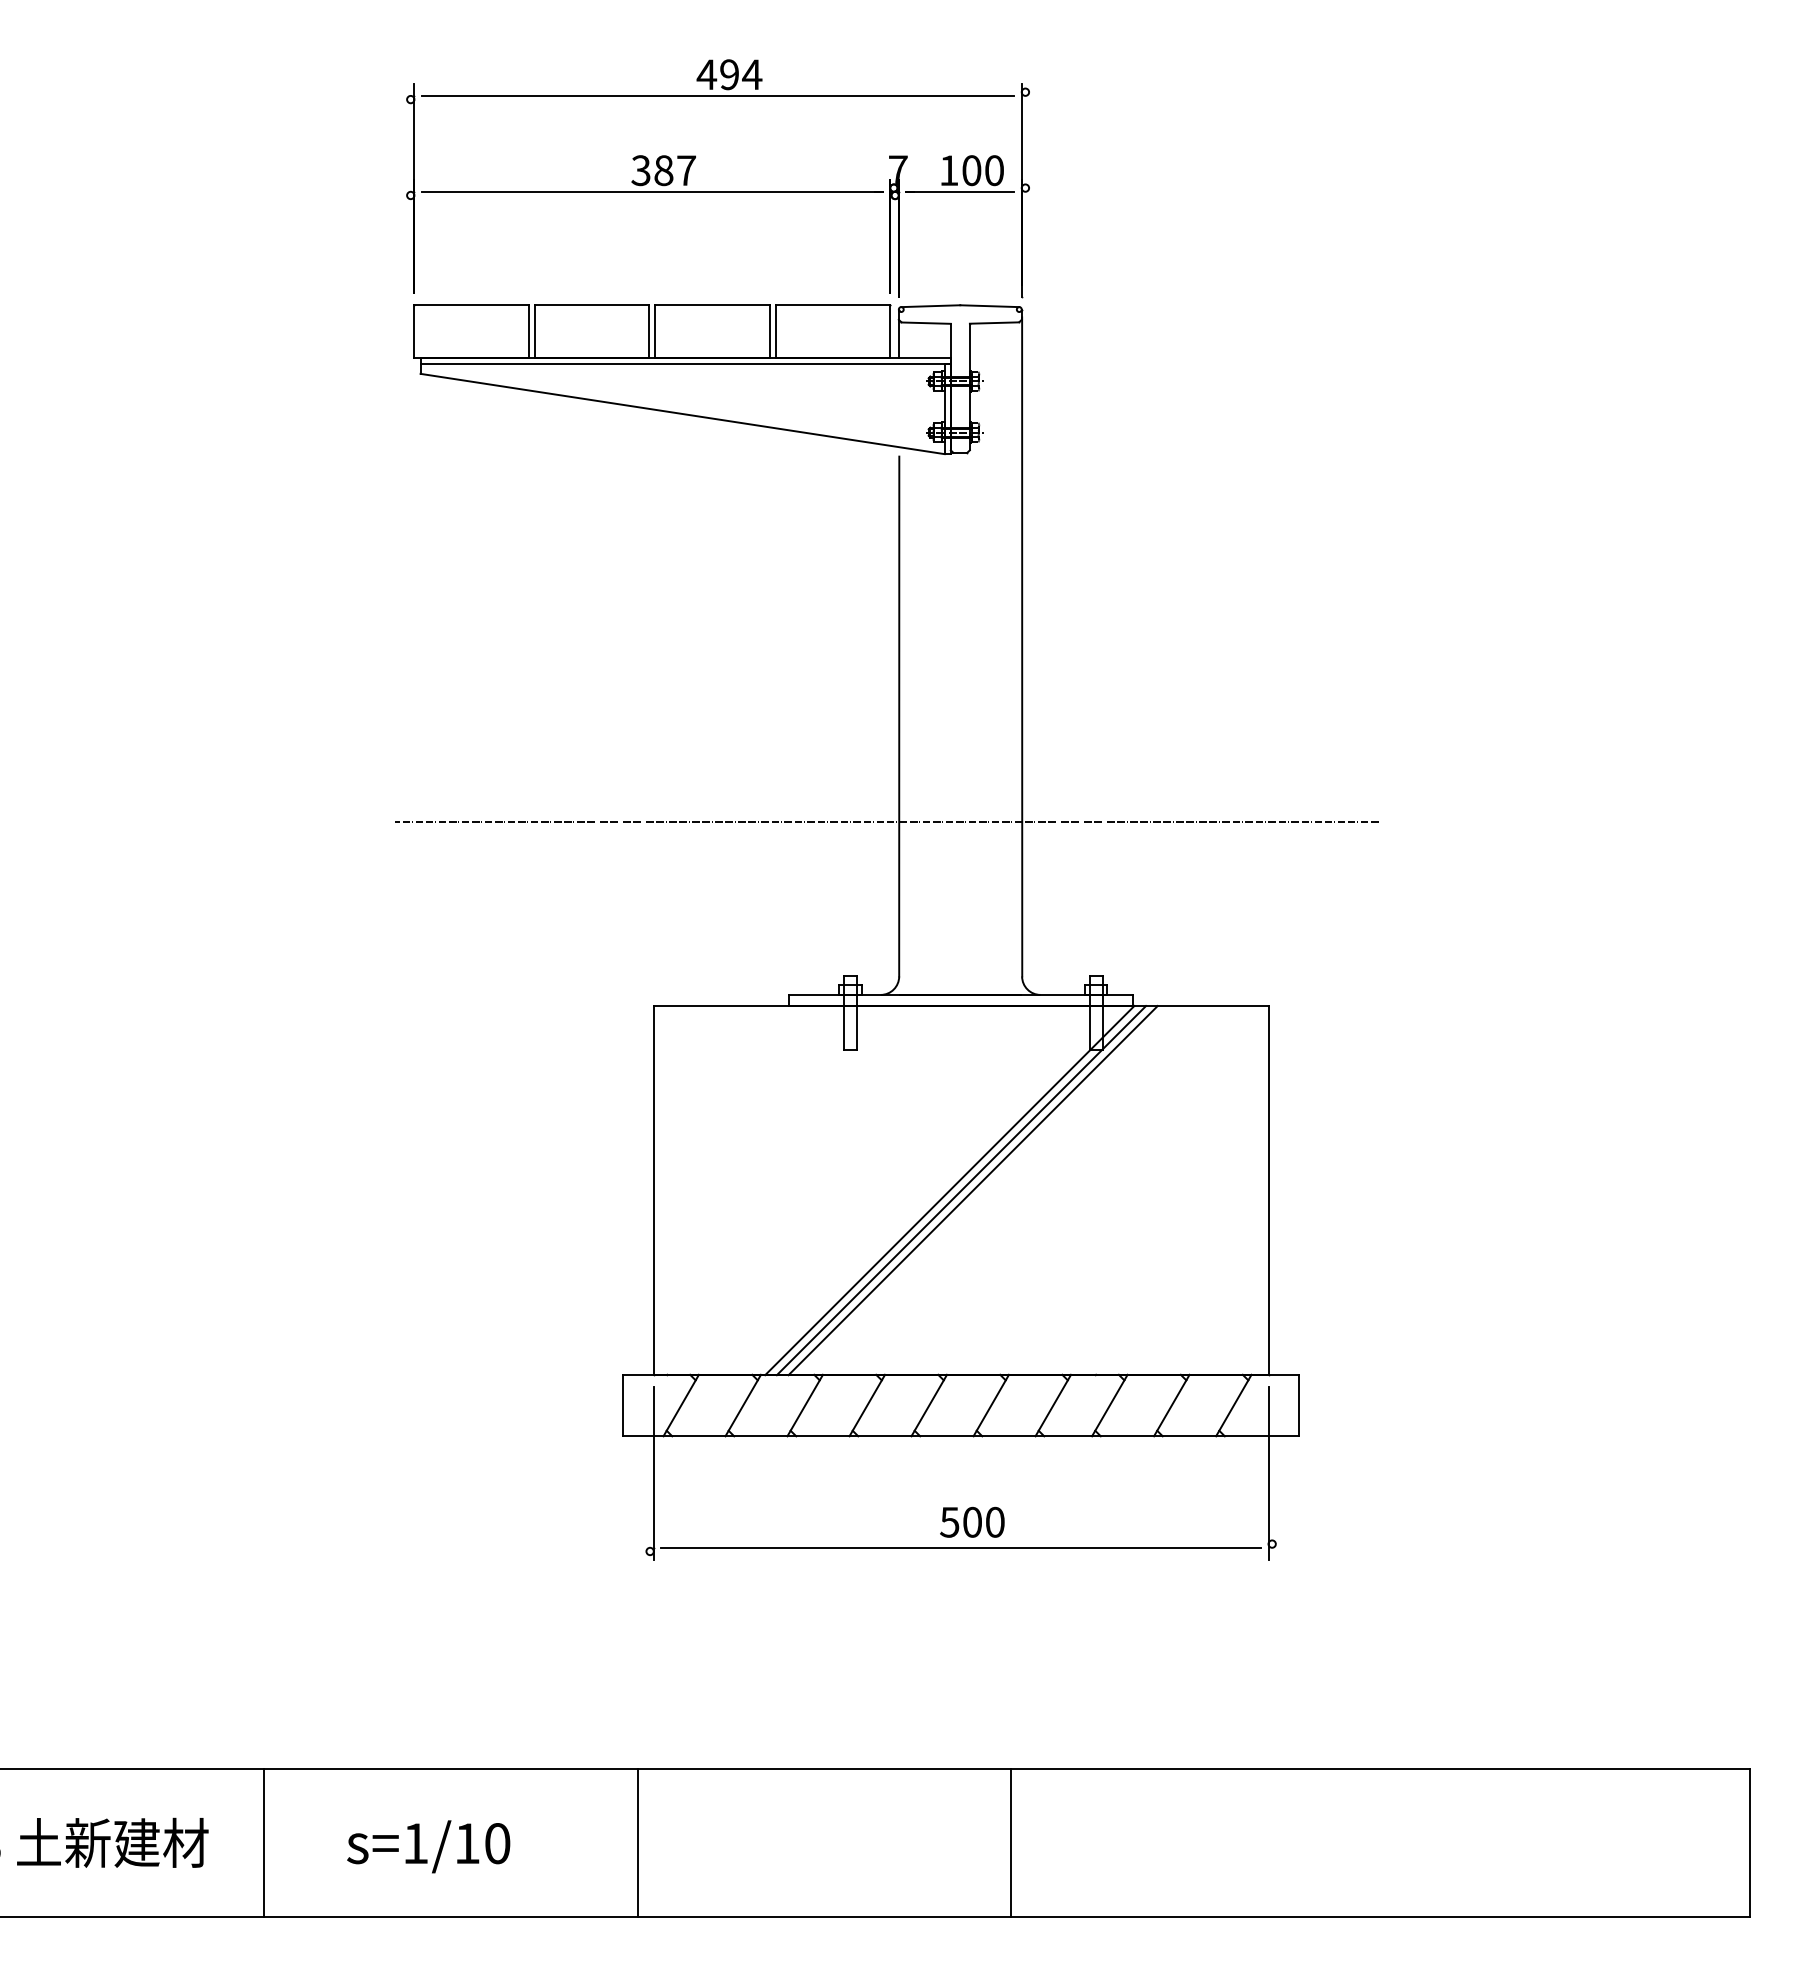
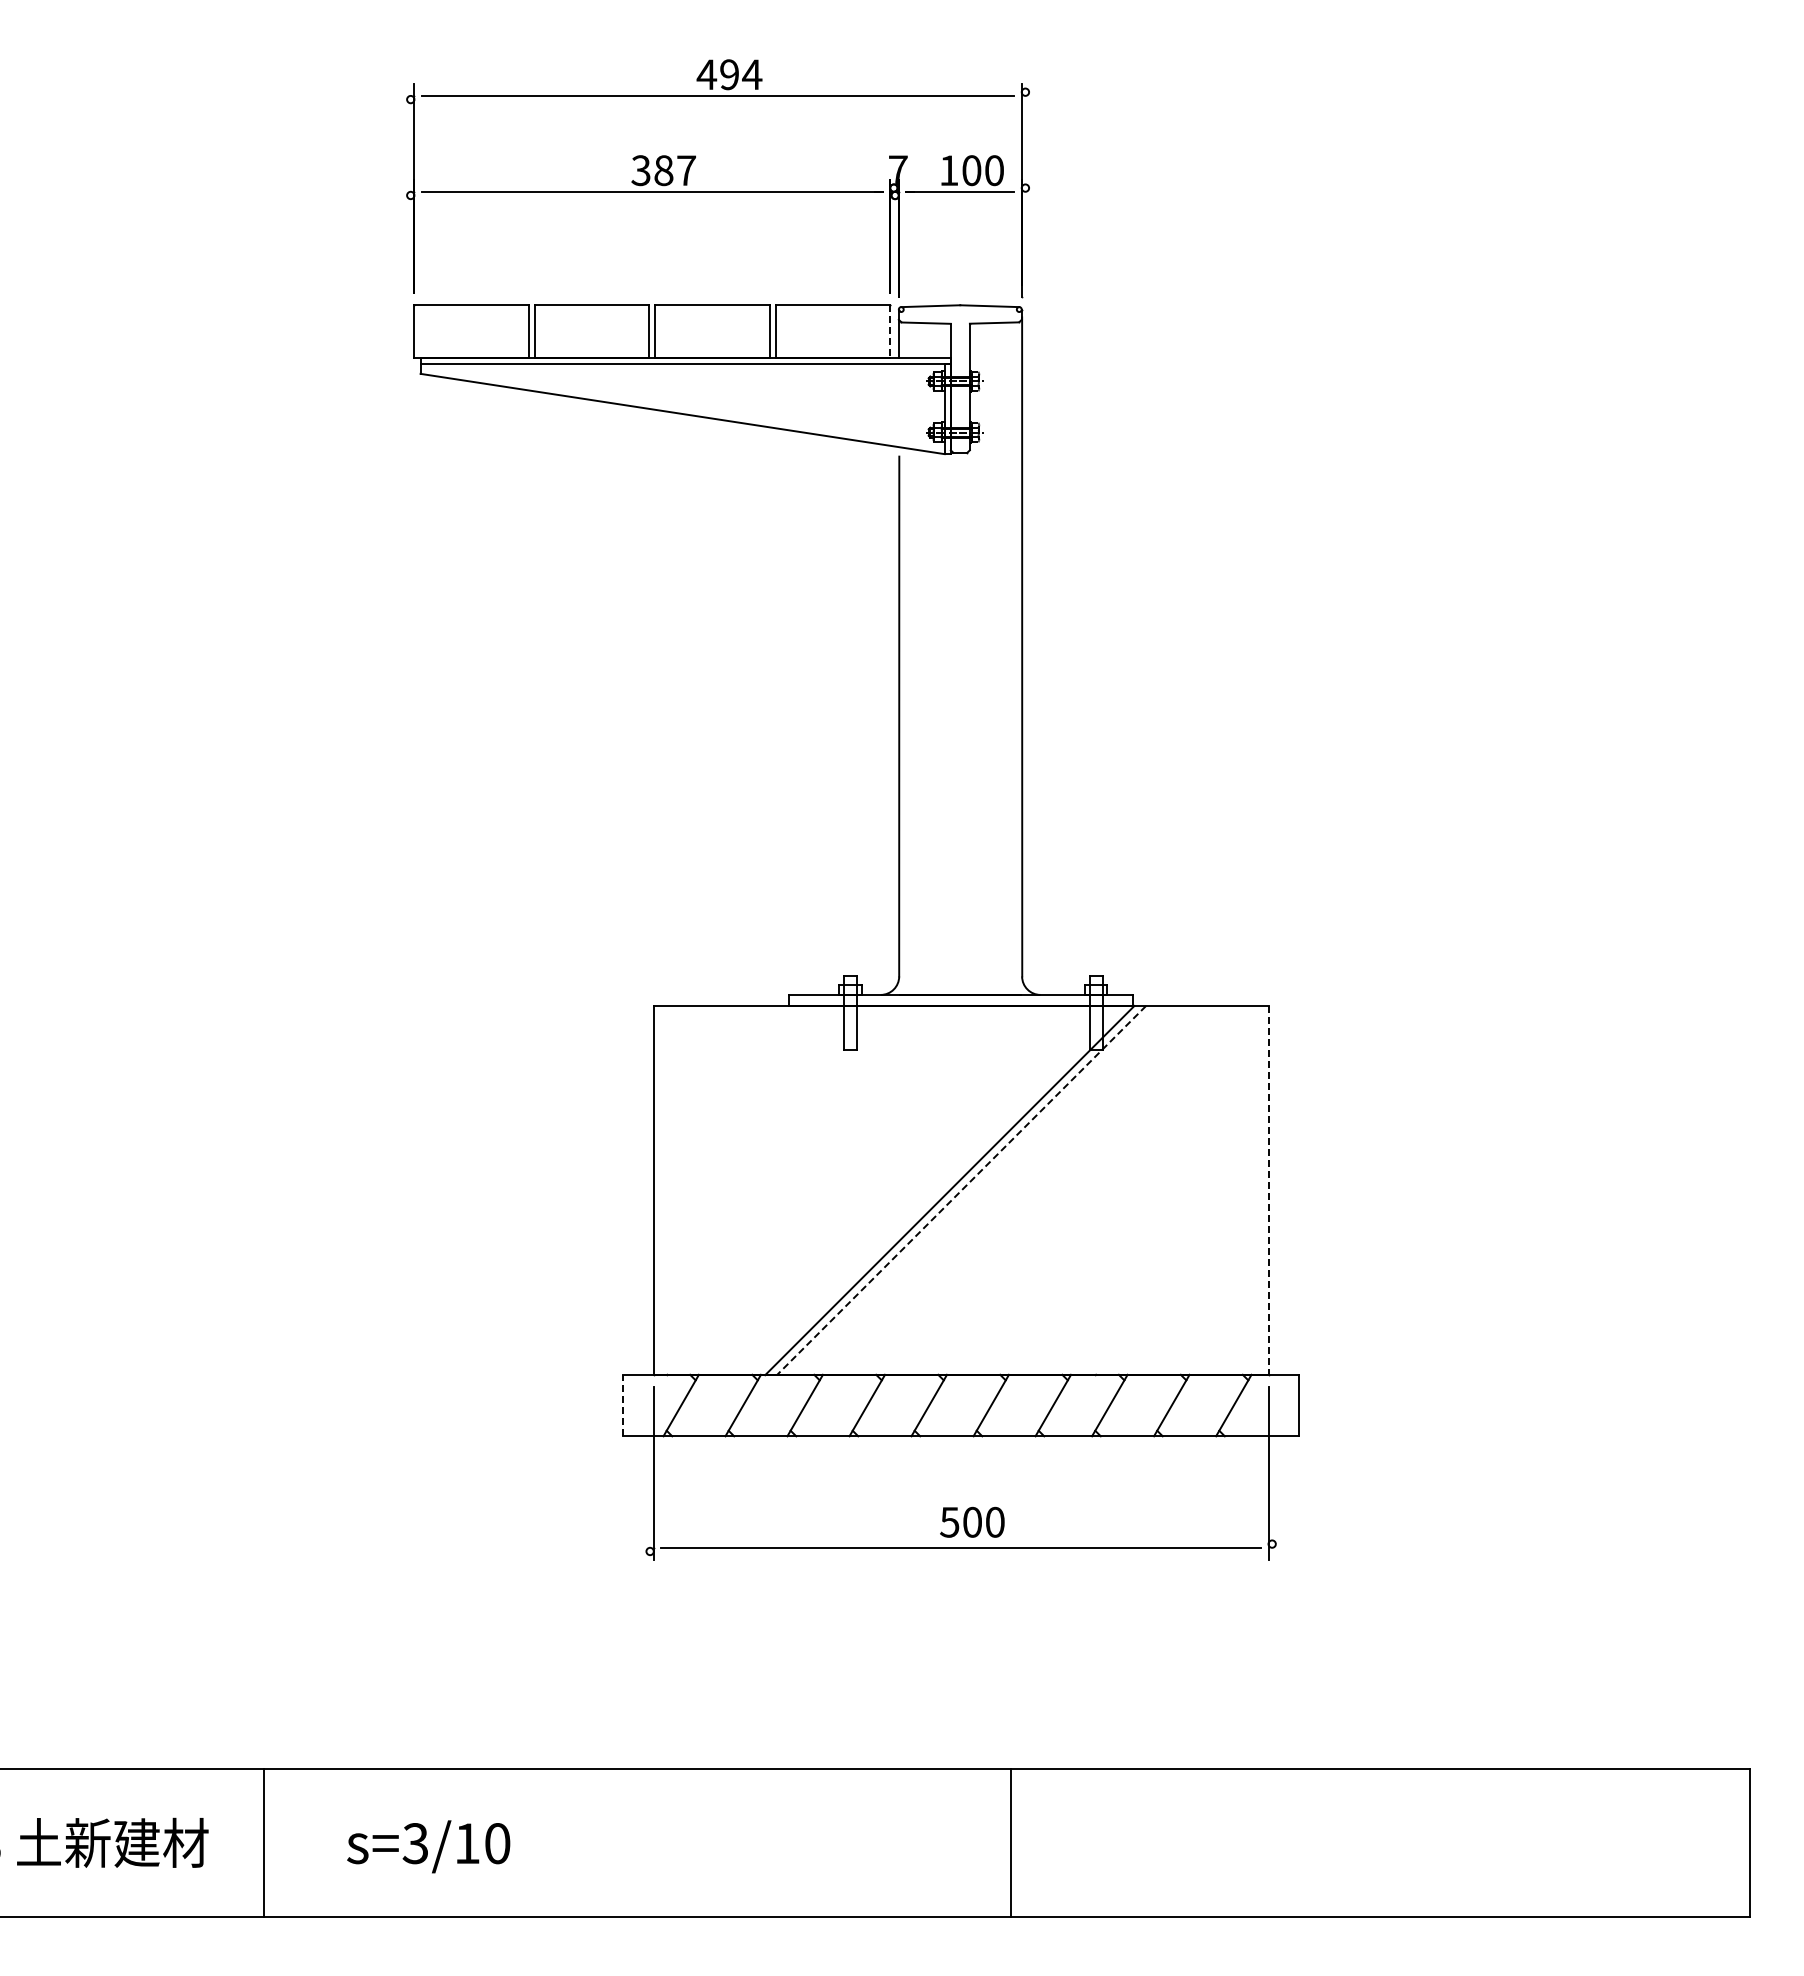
line: solid -> dashed (890, 332)
line: present -> none (886, 822)
line: solid -> dashed (961, 1190)
line: present -> none (972, 1190)
line: solid -> dashed (1268, 1190)
line: solid -> dashed (623, 1405)
line: present -> none (637, 1842)
text: s=1/10 -> s=3/10 (414, 1843)
